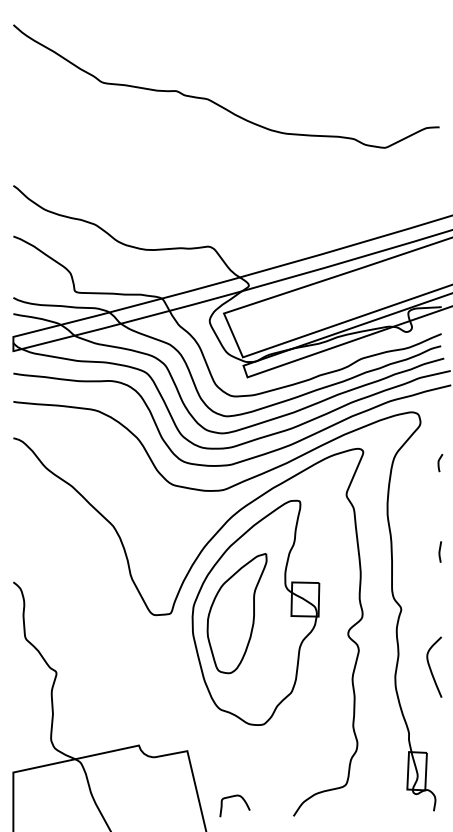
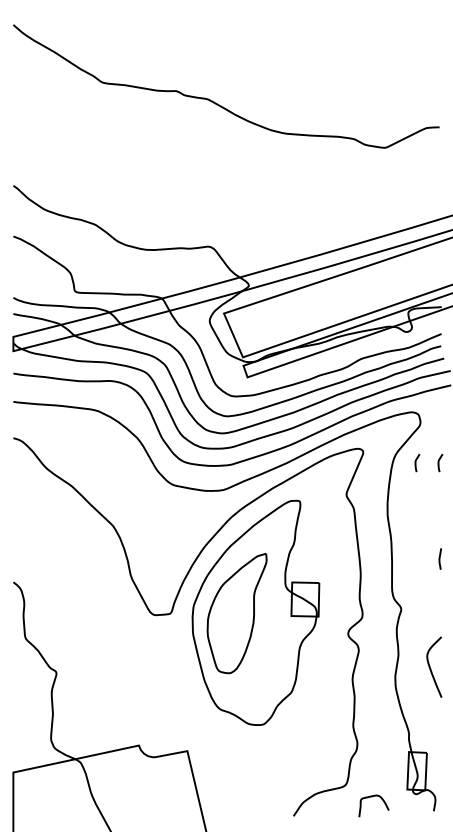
curve: none -> present (416, 463)
line position: (439, 551) -> (439, 558) (439, 558)
curve position: (233, 797) -> (372, 797) (372, 797)
